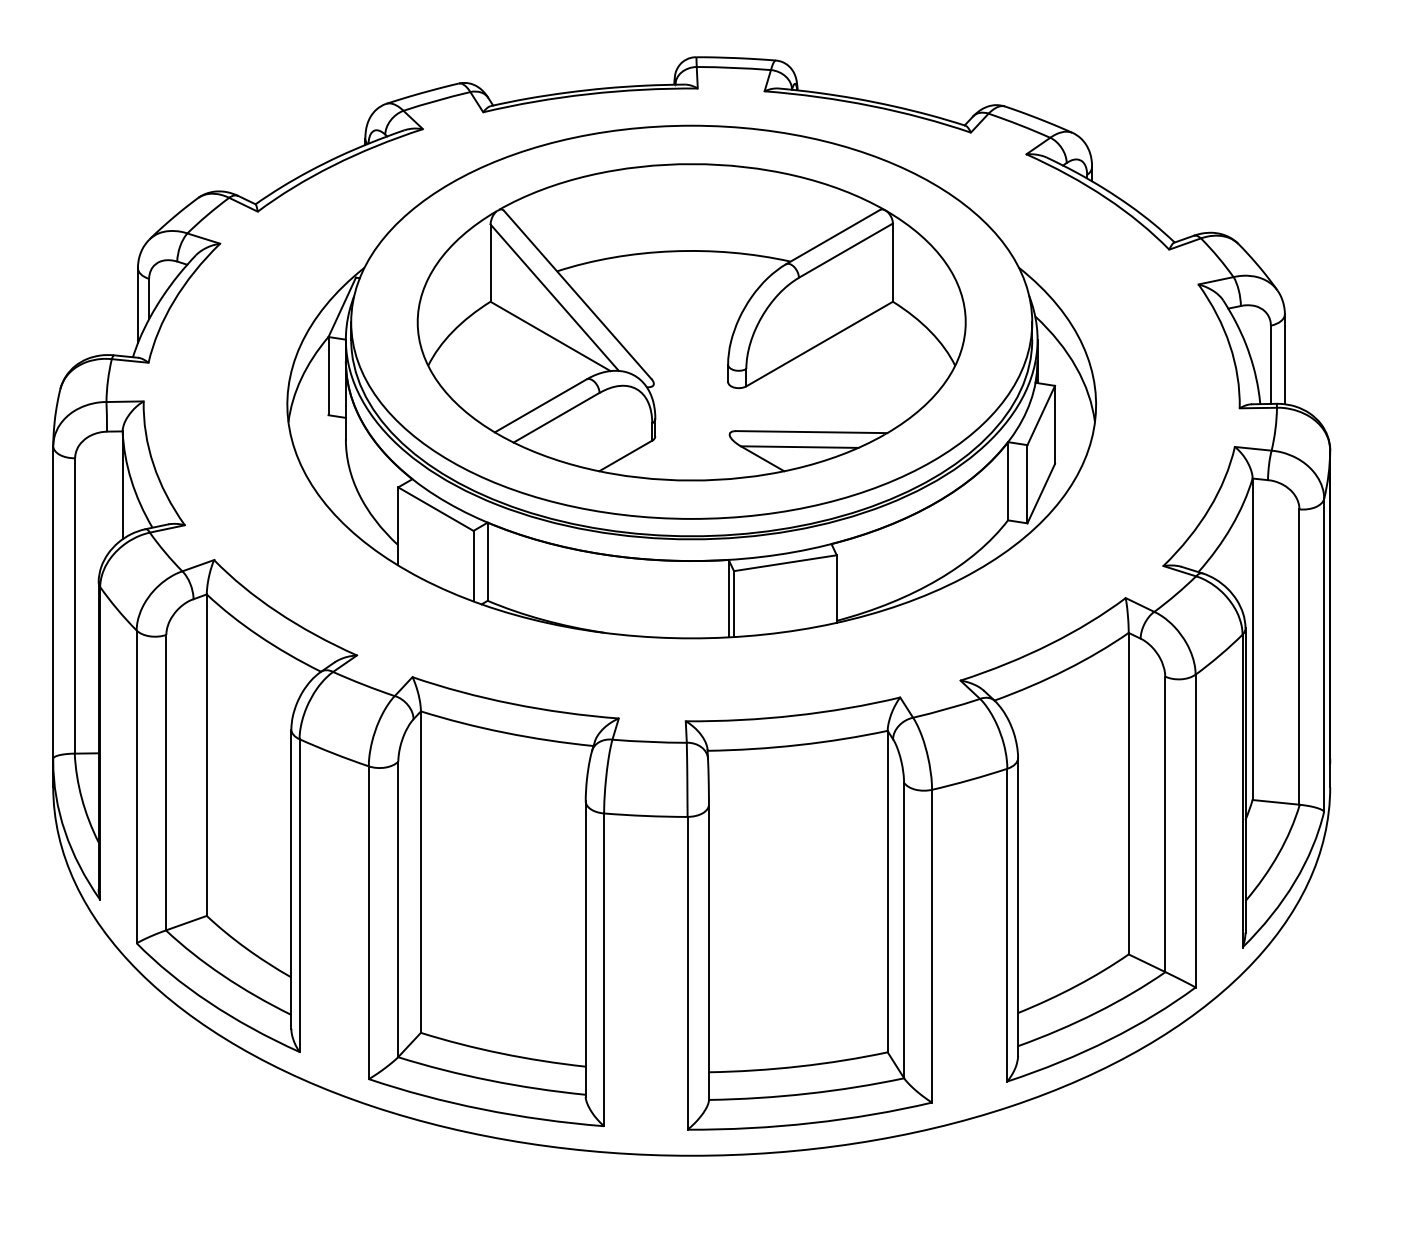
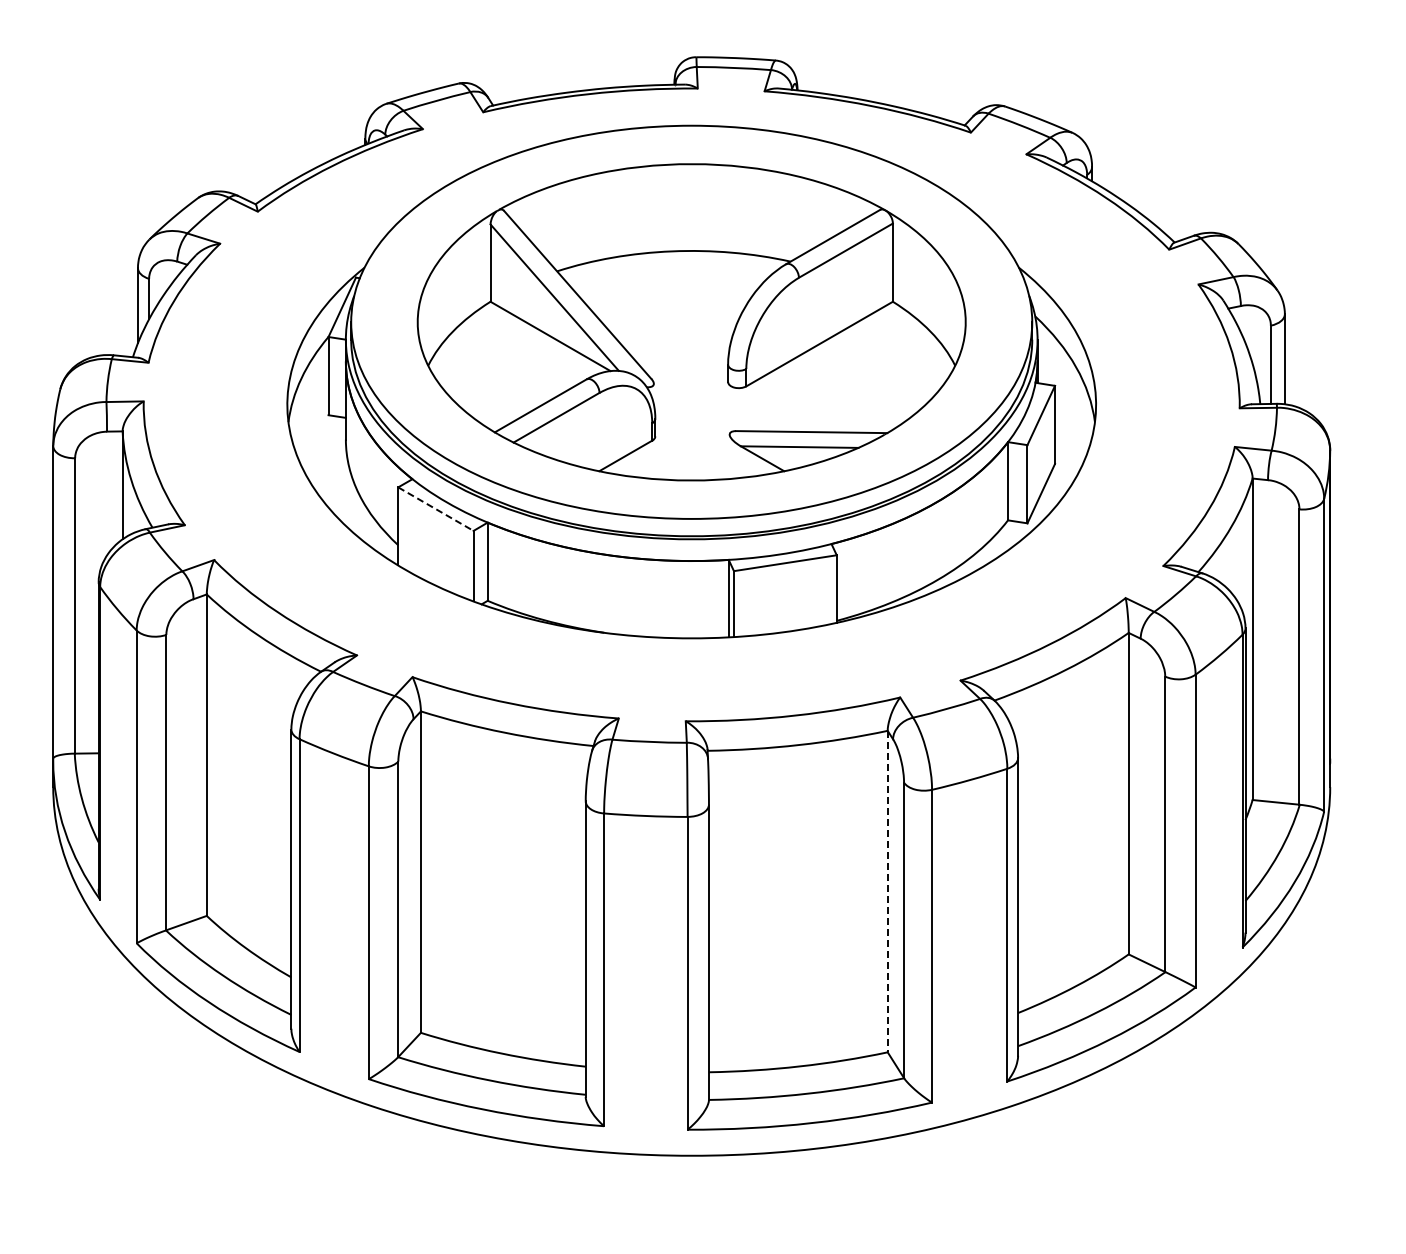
line: solid -> dashed (435, 509)
line: solid -> dashed (887, 891)
